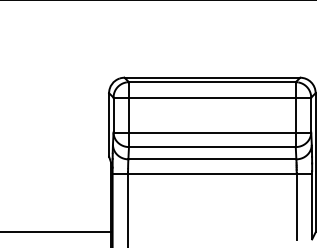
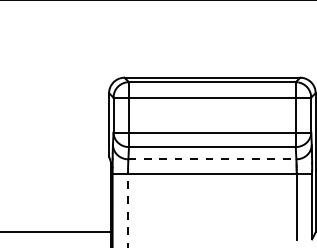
line: solid -> dashed (212, 159)
line: solid -> dashed (128, 210)
